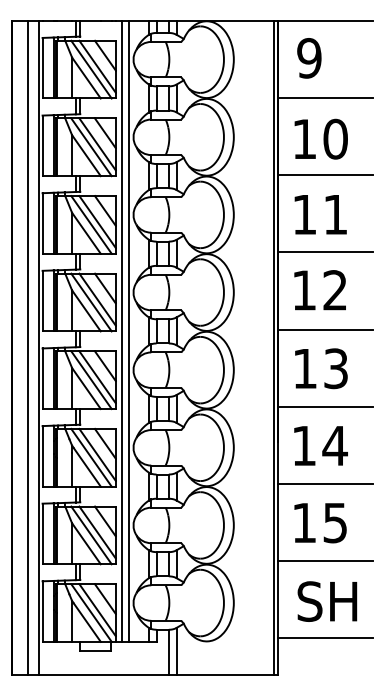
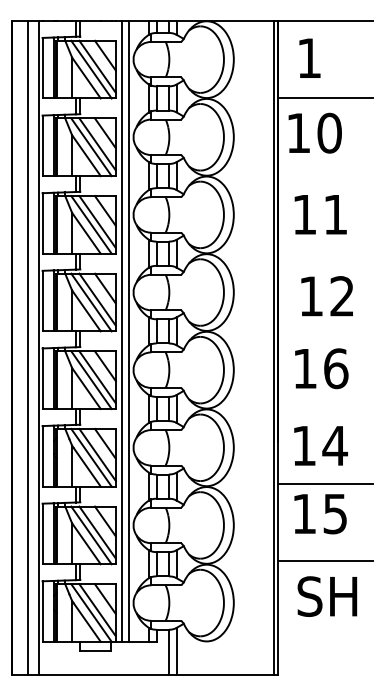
text: 9 -> 1 (309, 58)
text position: (320, 138) -> (314, 132) (314, 132)
line: present -> none (325, 175)
line: present -> none (325, 252)
text position: (319, 290) -> (326, 296) (326, 296)
line: present -> none (325, 329)
text: 13 -> 16 (336, 368)
line: present -> none (325, 406)
text position: (320, 523) -> (320, 514) (320, 514)
text position: (327, 601) -> (327, 596) (327, 596)
line: present -> none (325, 638)
